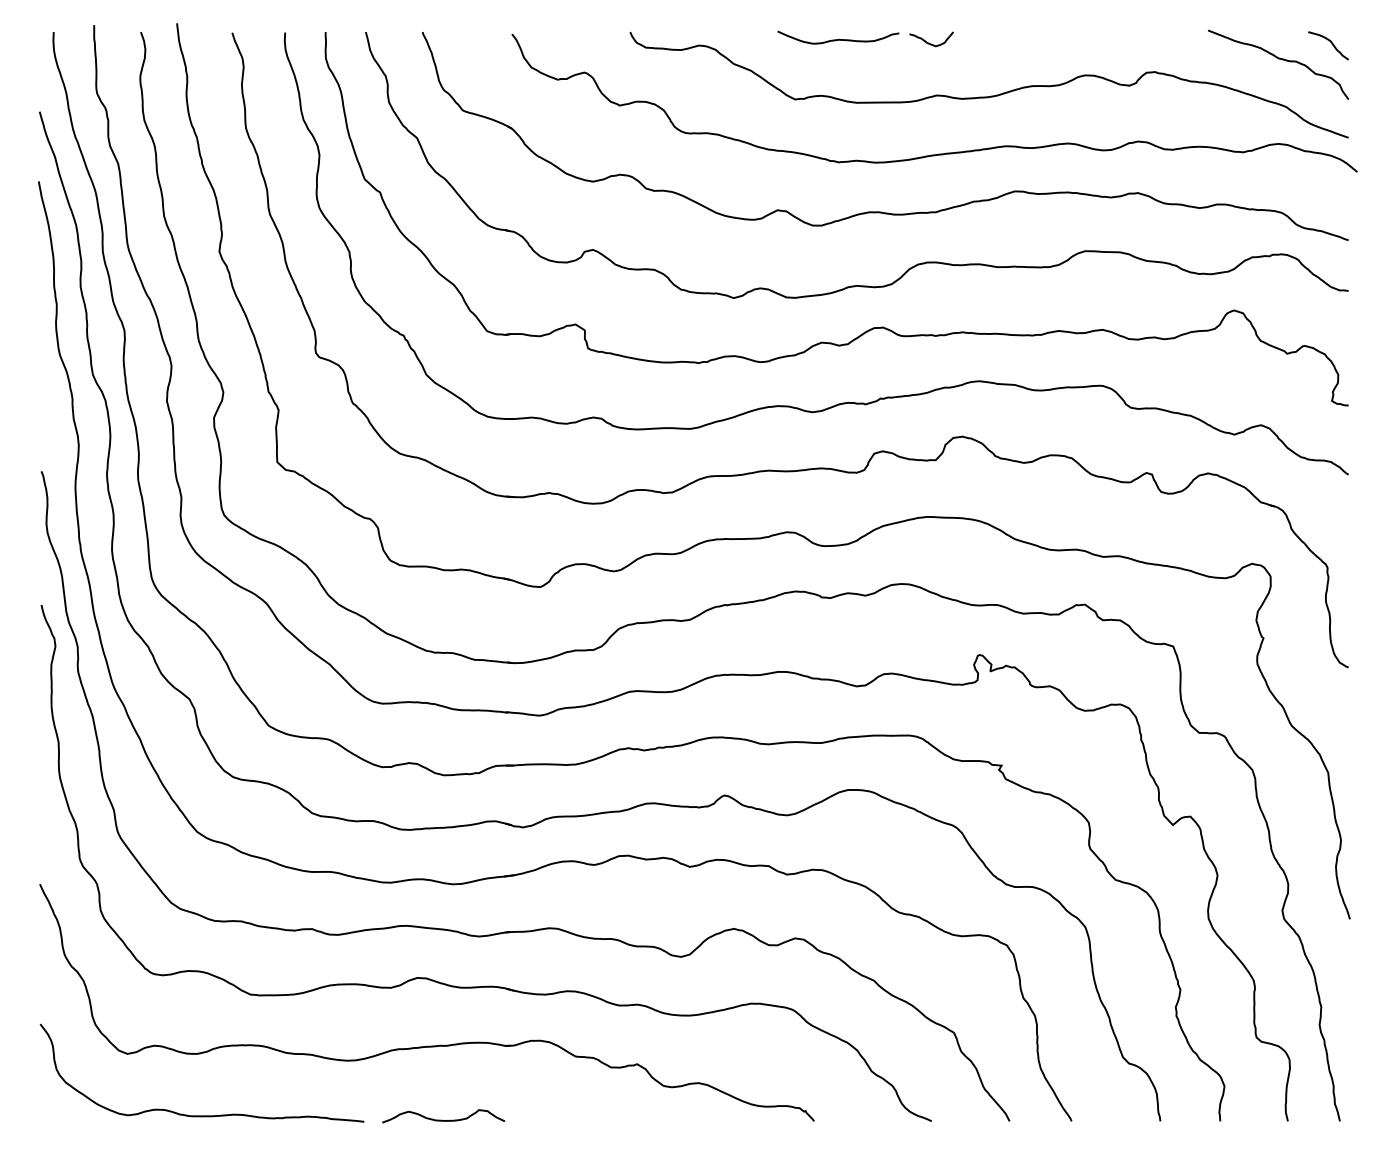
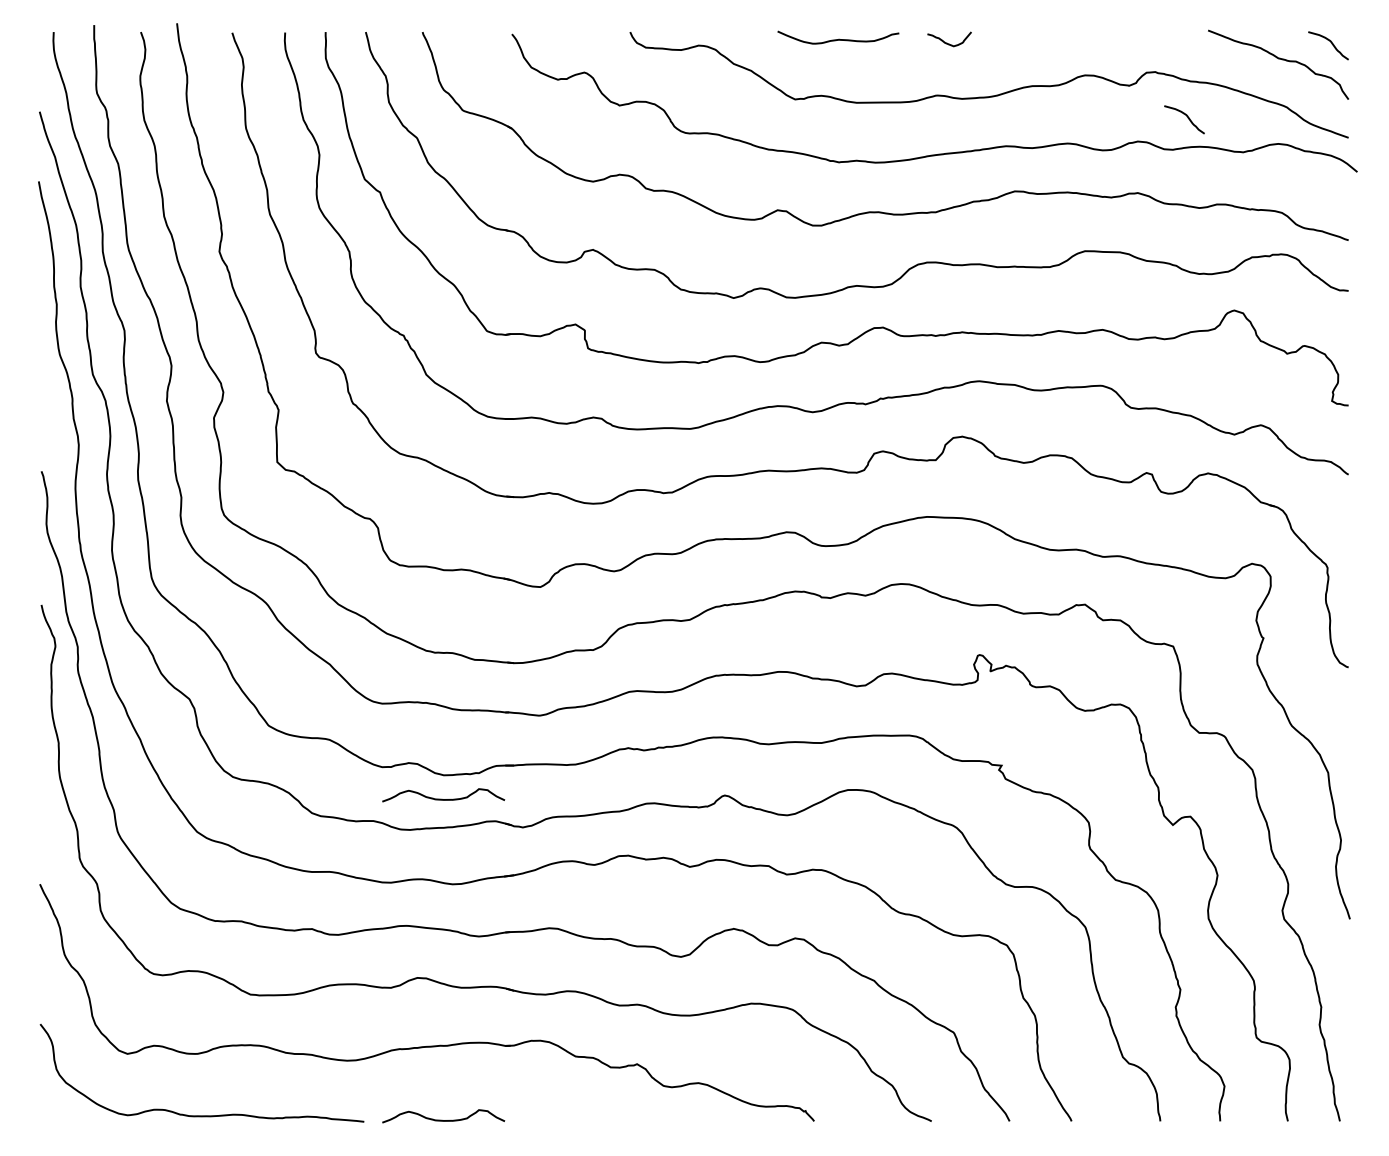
curve position: (929, 42) -> (947, 42) (947, 42)
curve: none -> present (1187, 118)
curve: none -> present (442, 798)
